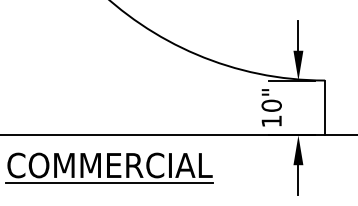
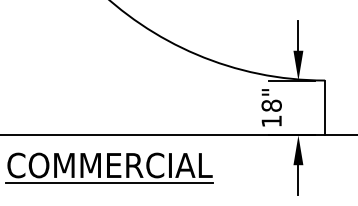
text: 10" -> 18" (271, 105)
